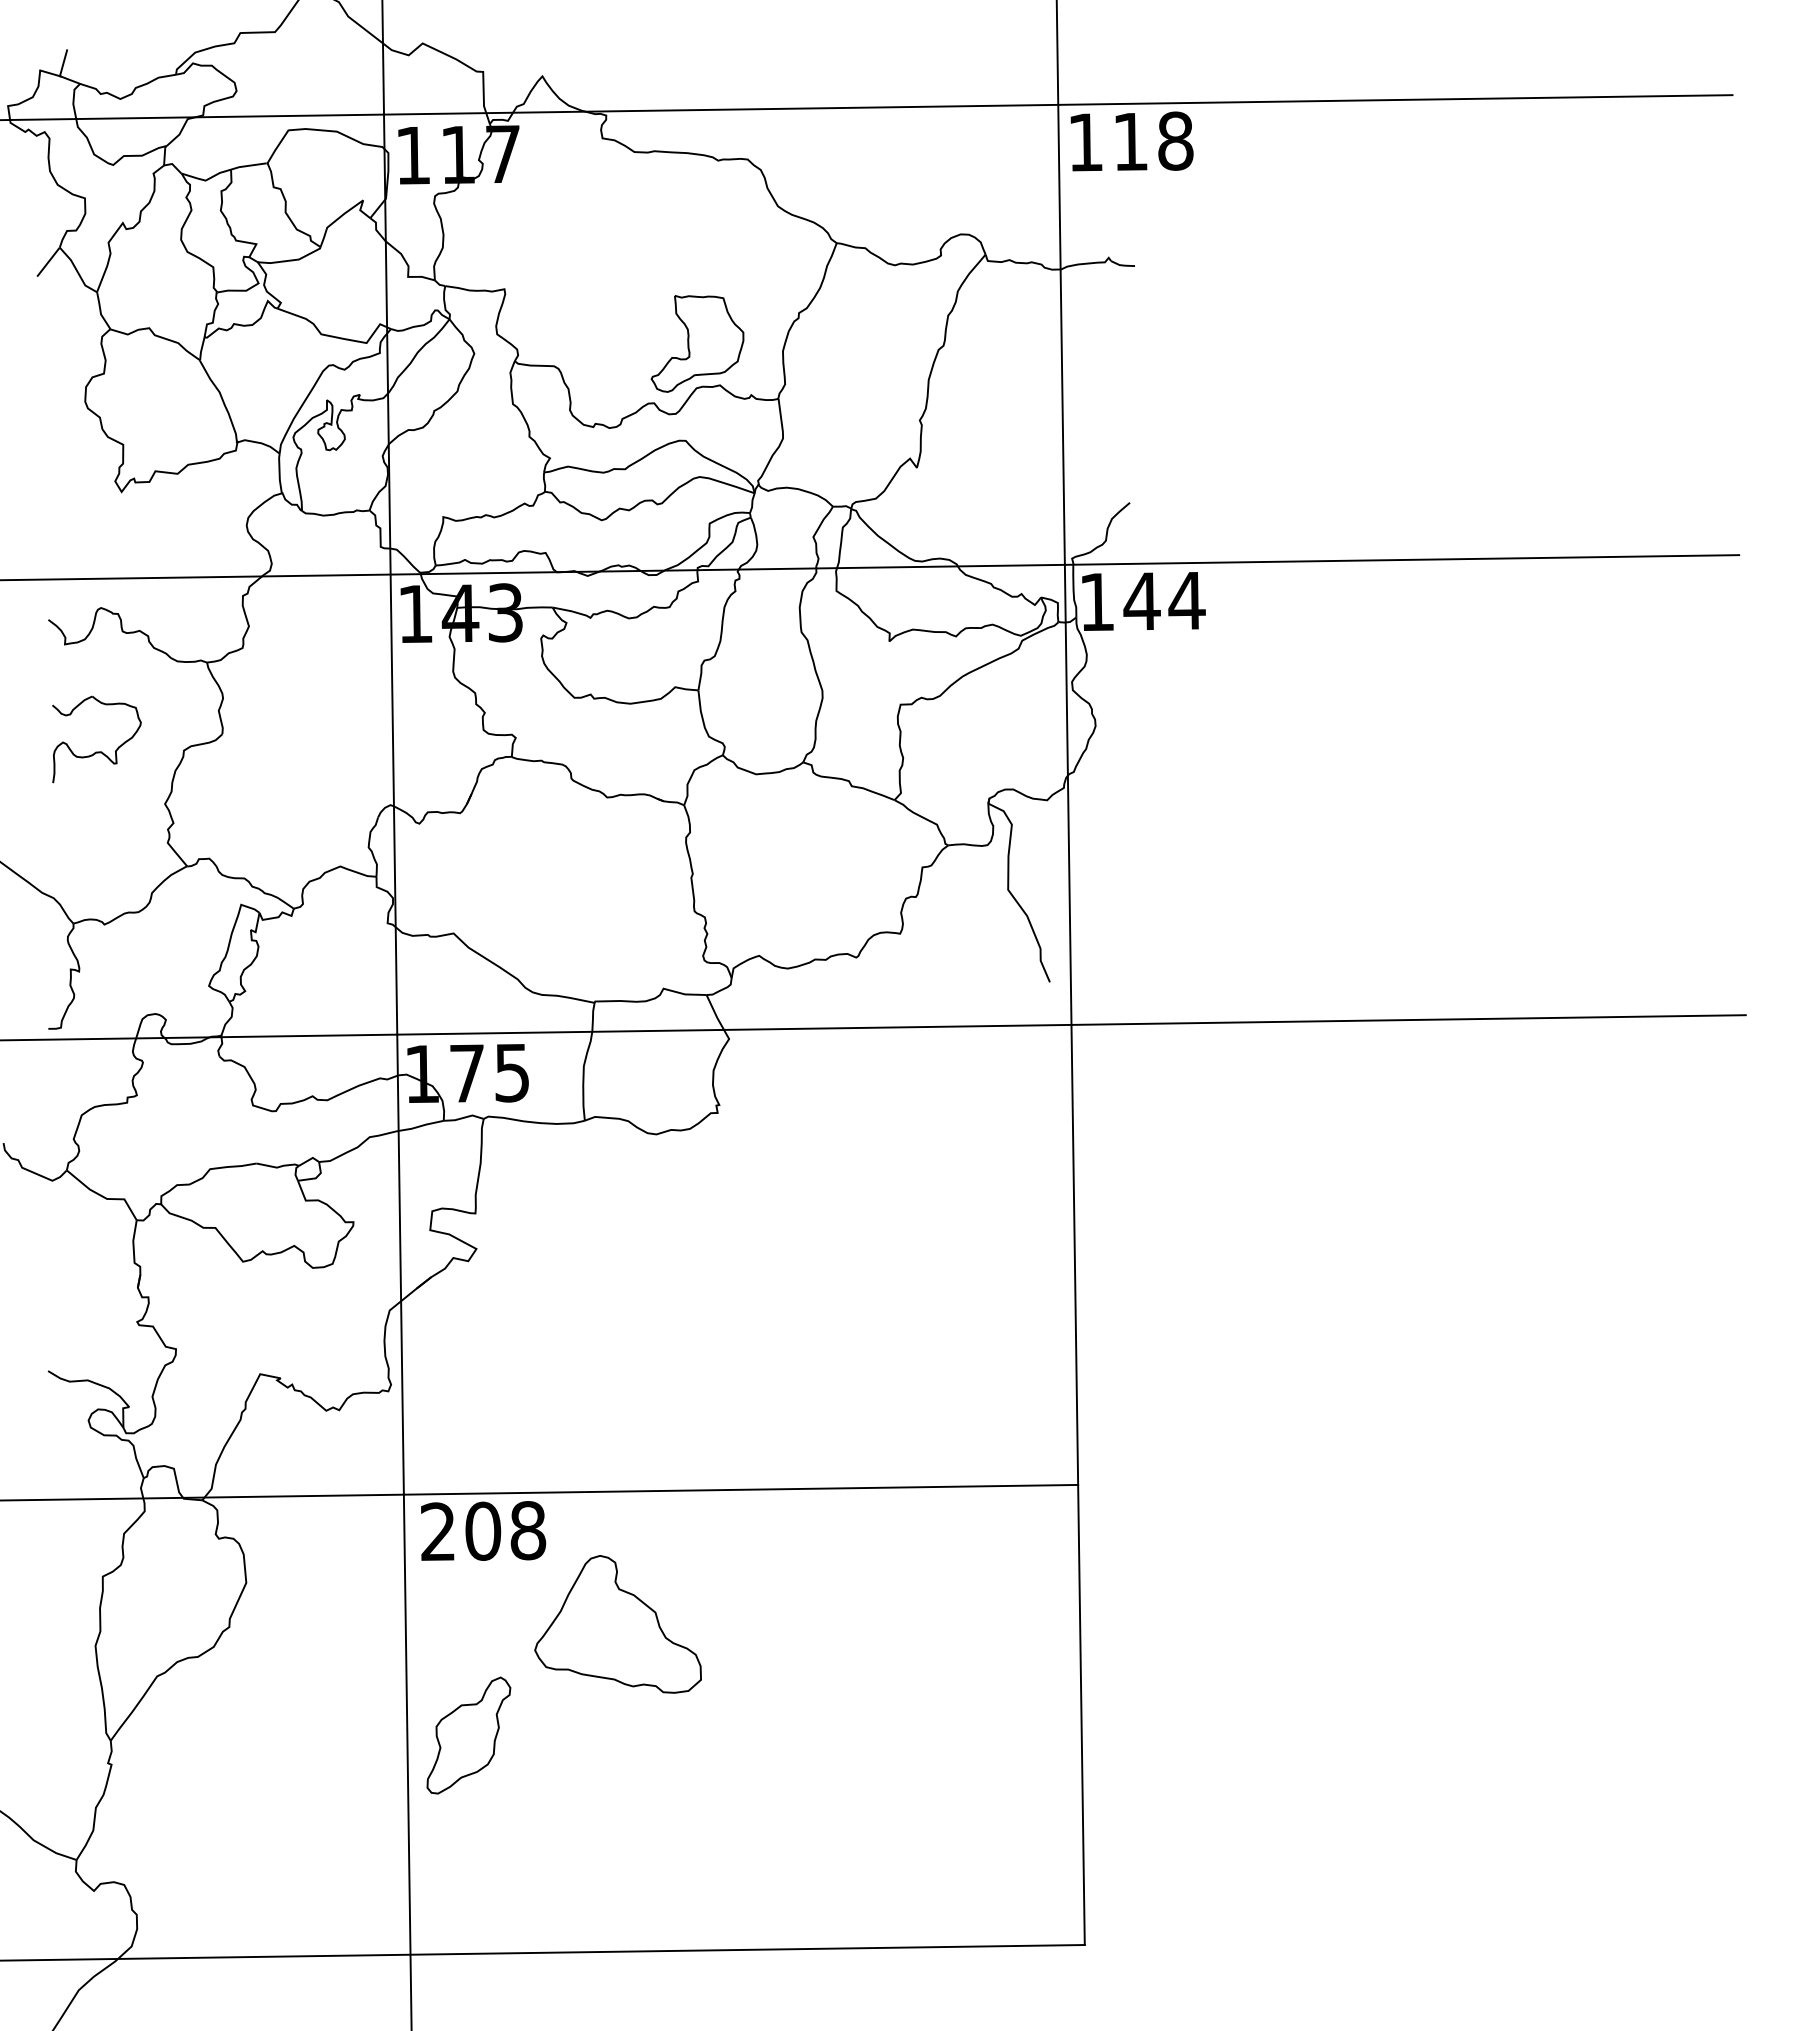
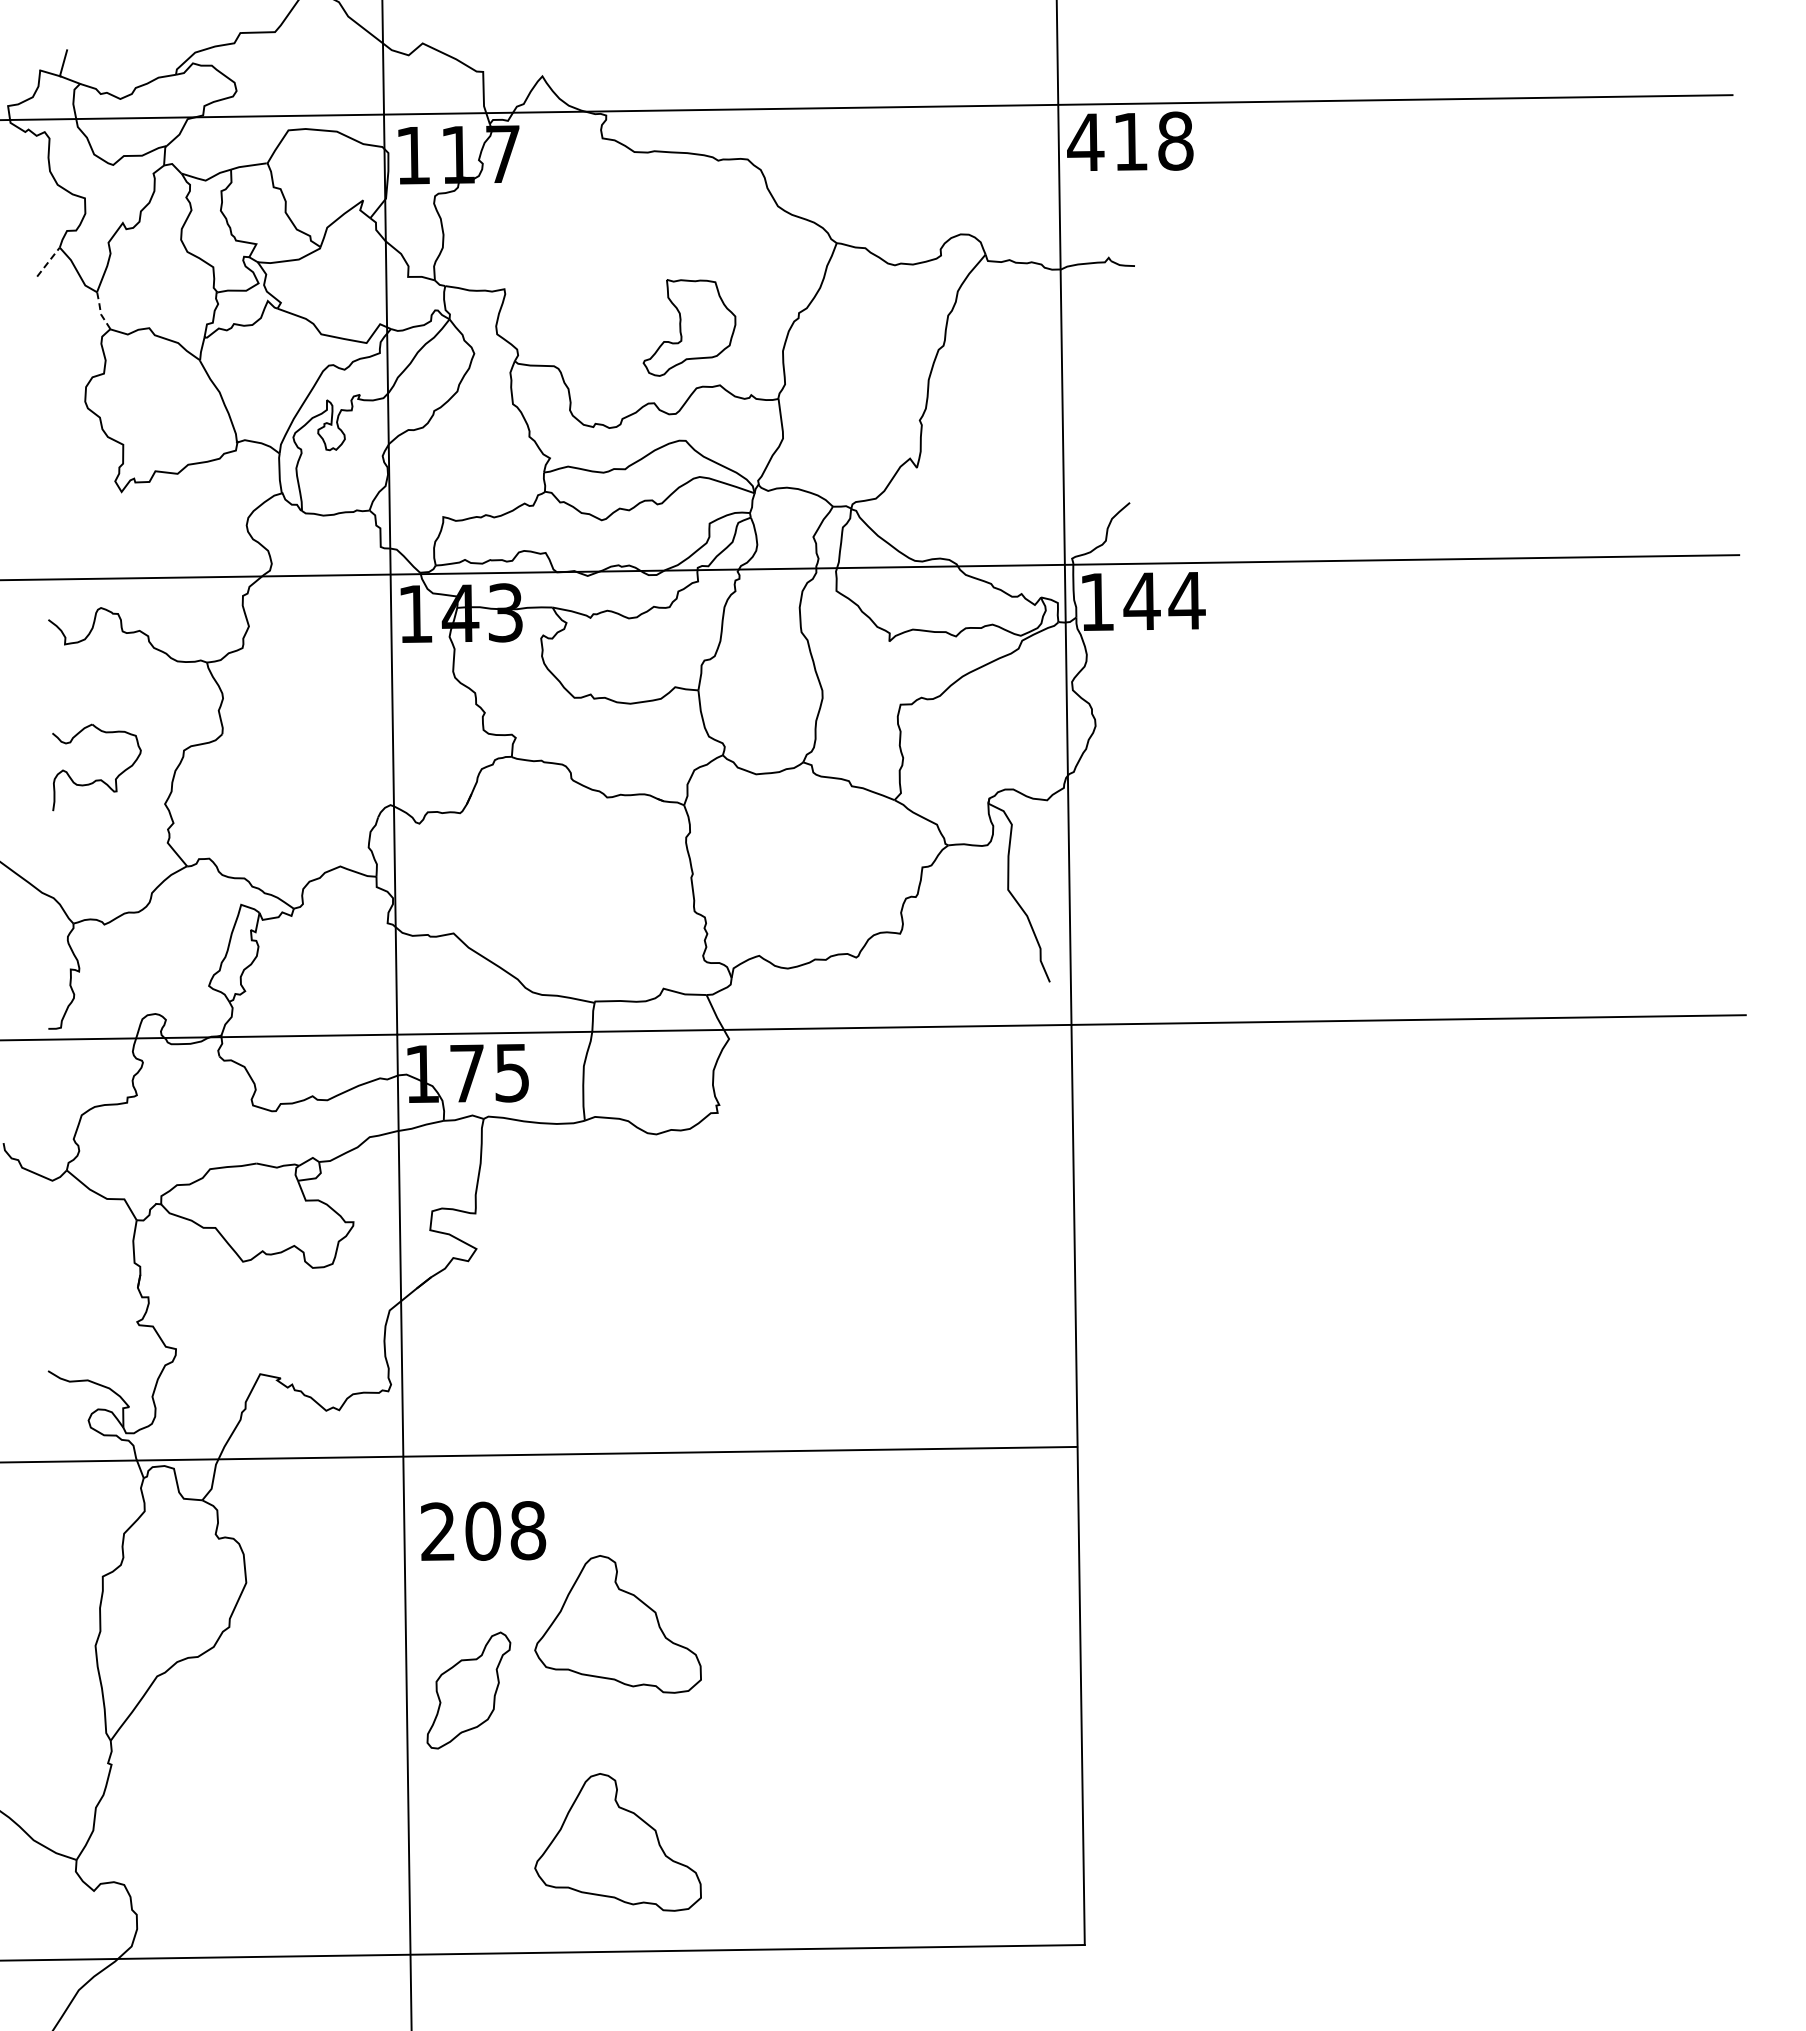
text: 118 -> 418 (1085, 142)
line: solid -> dashed (48, 261)
line: solid -> dashed (100, 311)
part position: (697, 343) -> (689, 327) (689, 327)
part position: (96, 751) -> (96, 779) (96, 779)
line position: (540, 1492) -> (539, 1454) (539, 1454)
part position: (468, 1735) -> (468, 1690) (468, 1690)
part: none -> present (617, 1842)
